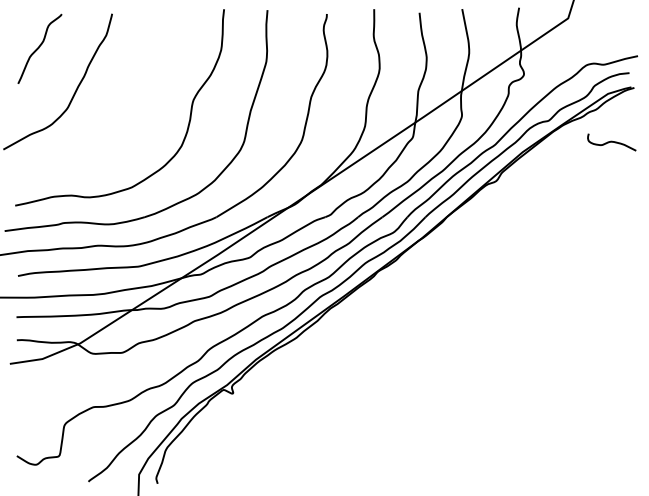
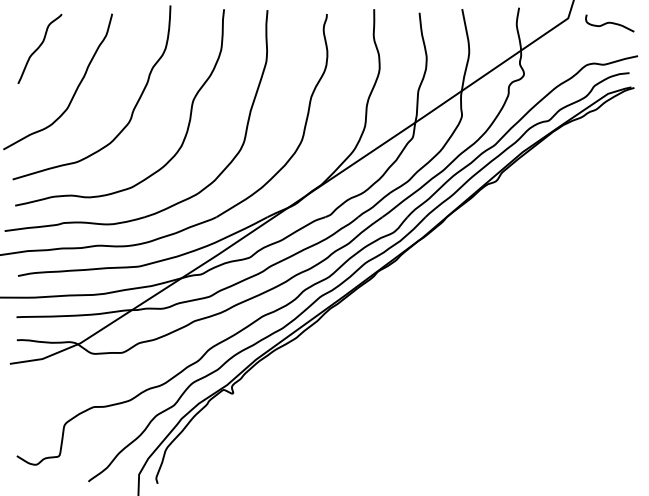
curve: none -> present (131, 112)
curve position: (611, 142) -> (609, 23) (609, 23)
